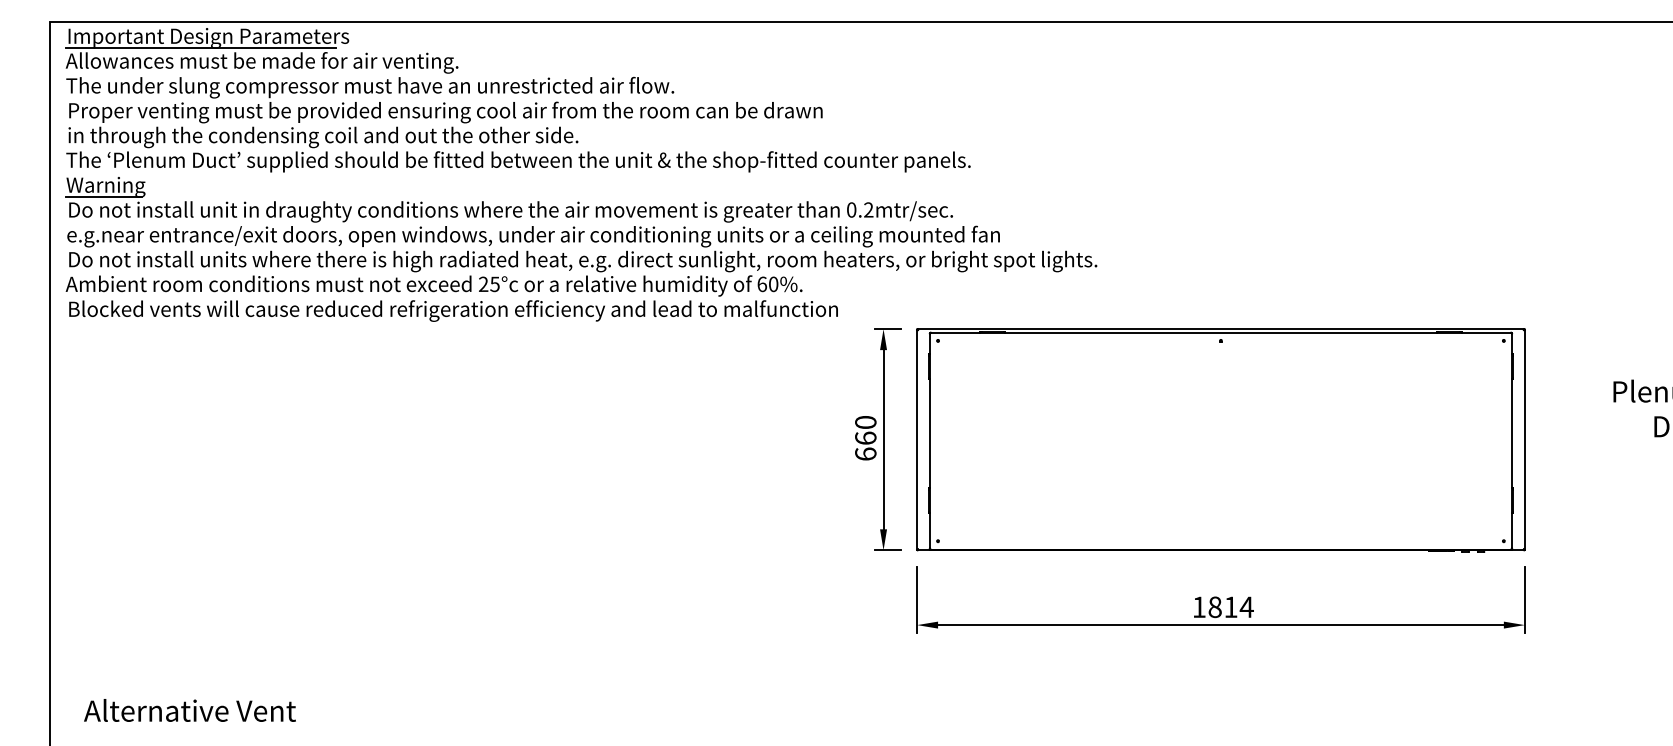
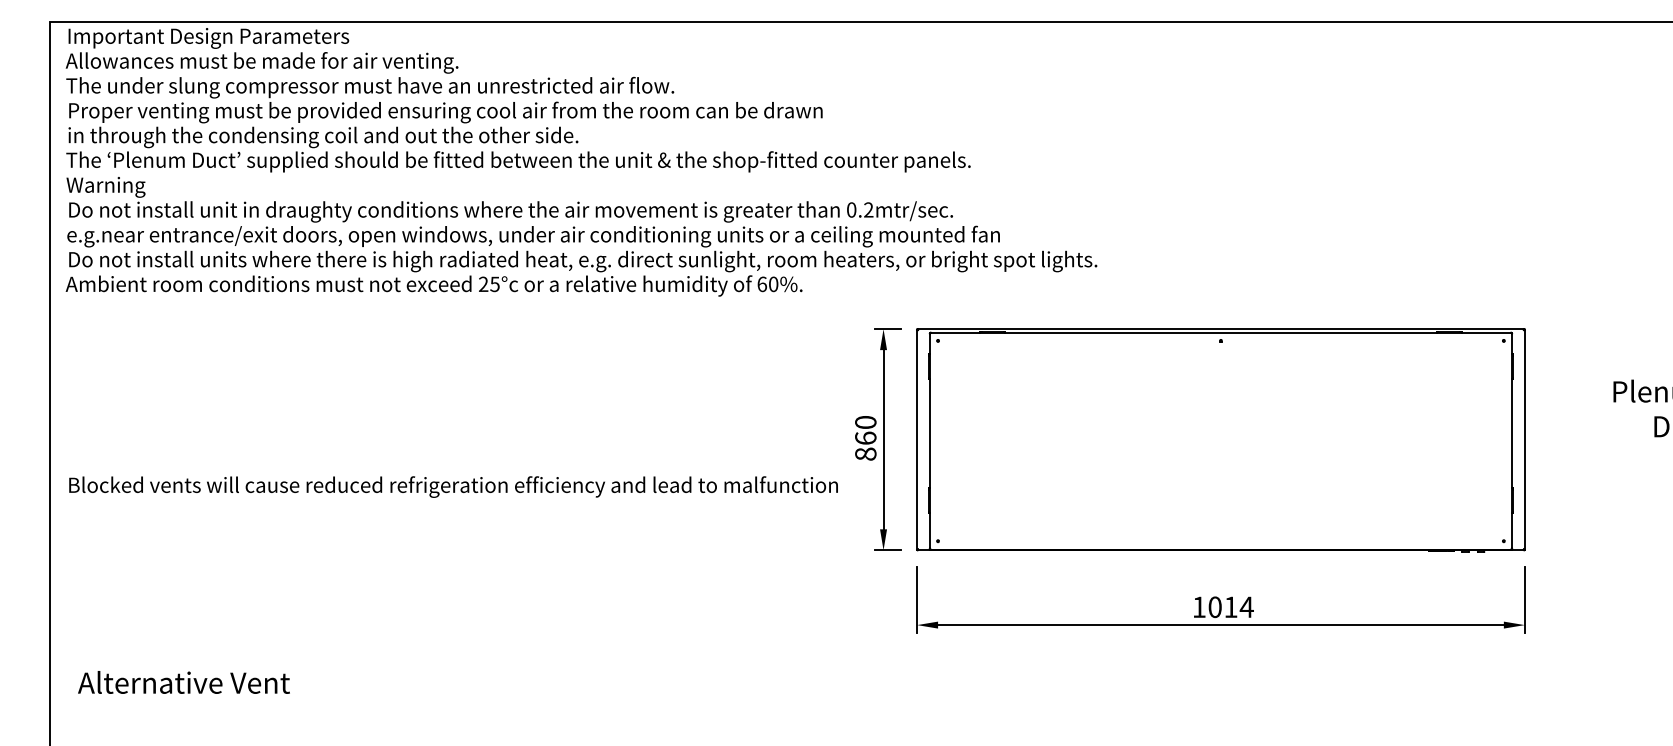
line: present -> none (200, 47)
line: present -> none (103, 196)
text position: (453, 310) -> (453, 486) (453, 486)
text: 660 -> 860 (865, 453)
text: 1814 -> 1014 (1214, 607)
text position: (189, 710) -> (183, 682) (183, 682)
